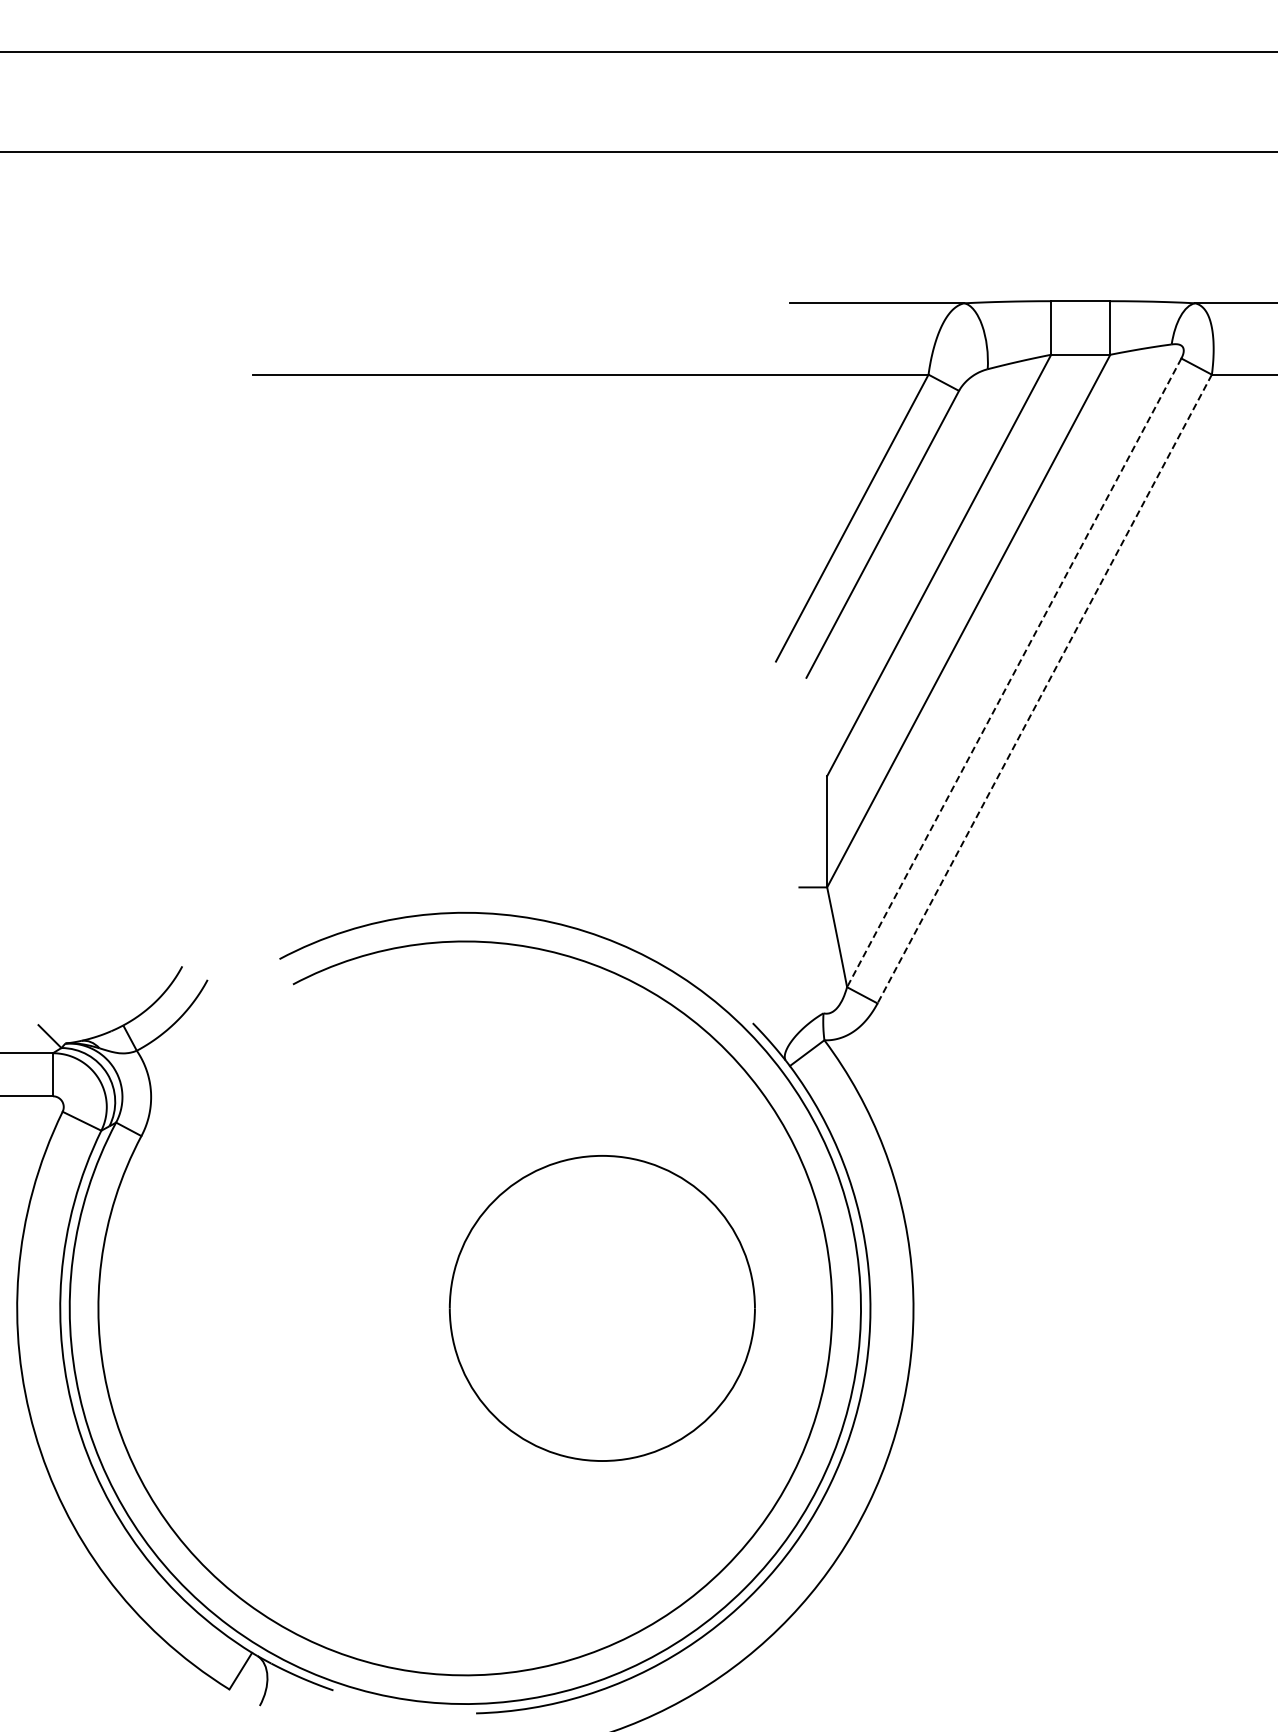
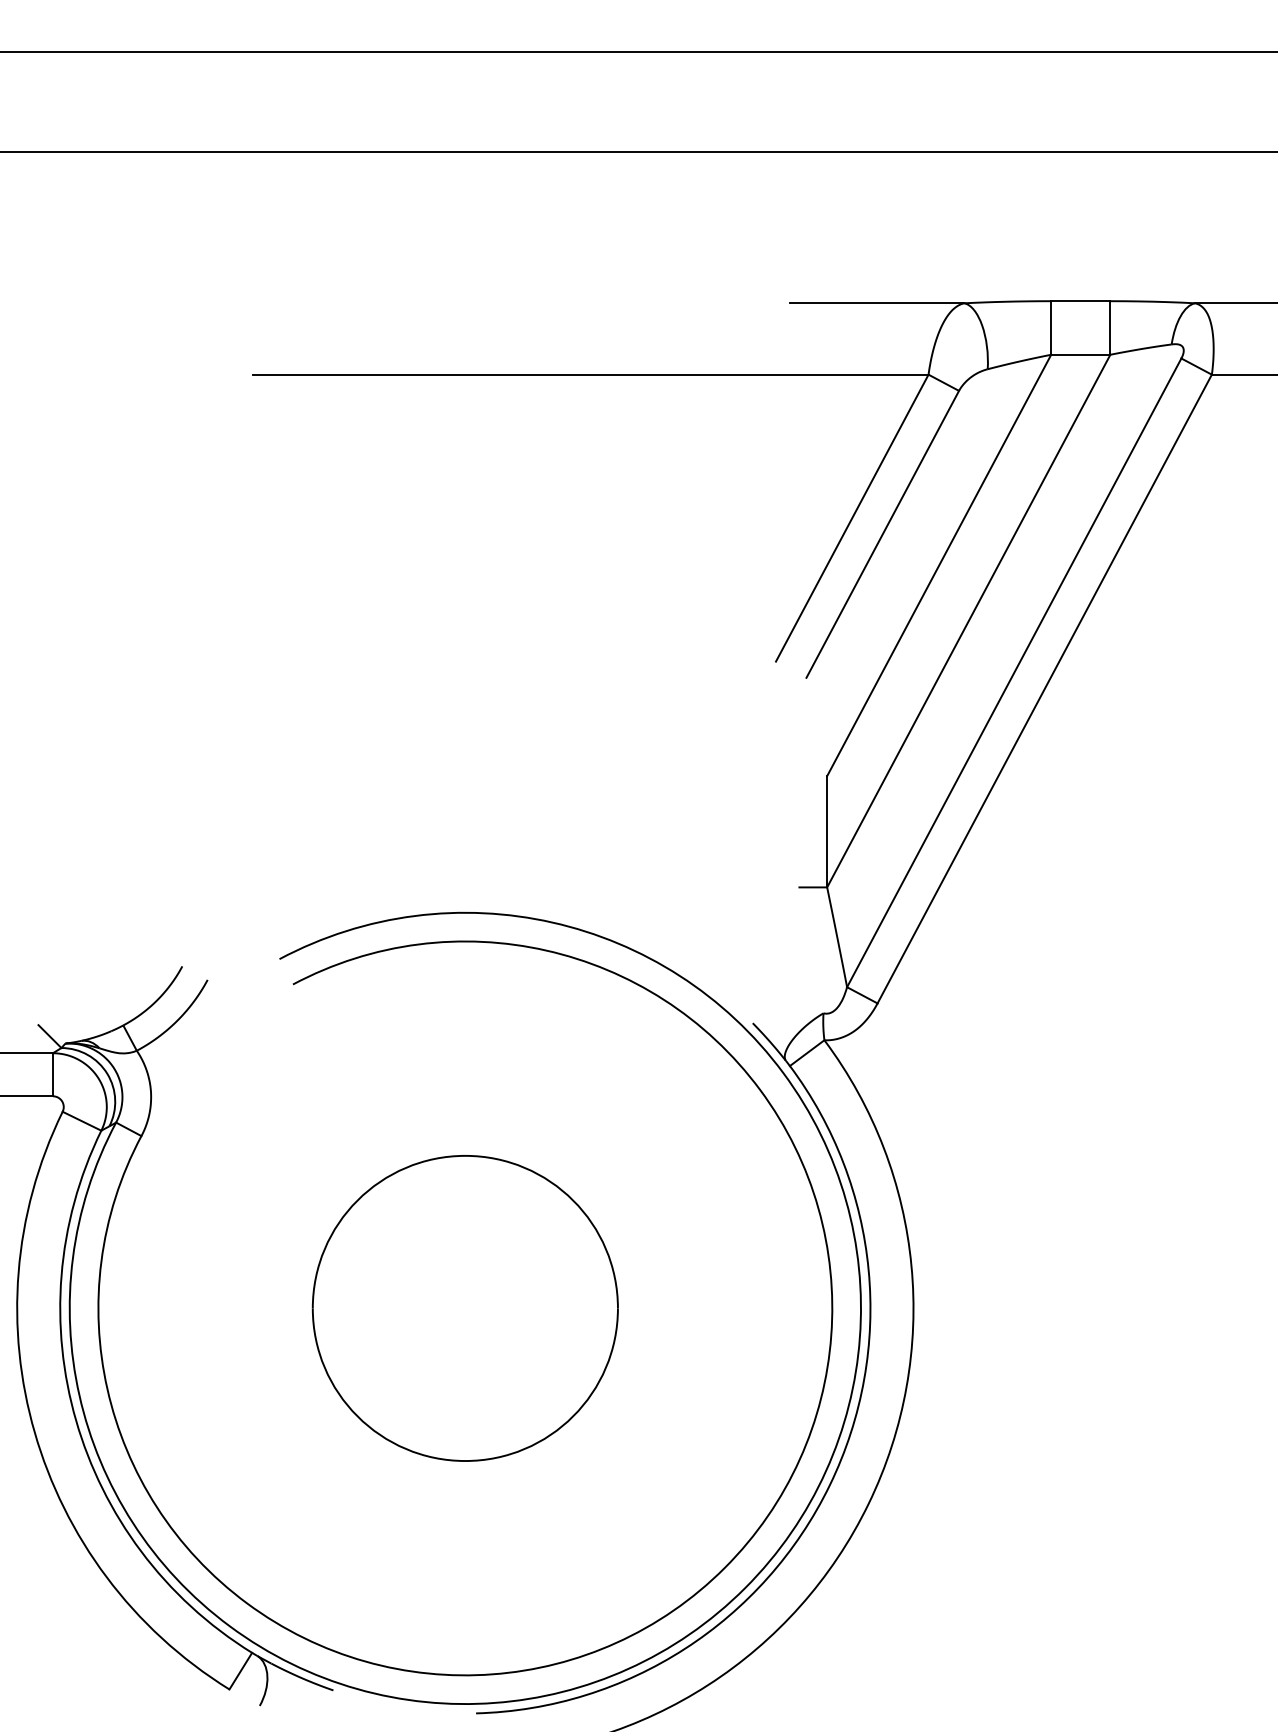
line: dashed -> solid (1014, 673)
line: dashed -> solid (1044, 689)
part position: (601, 1308) -> (464, 1308) (464, 1308)
